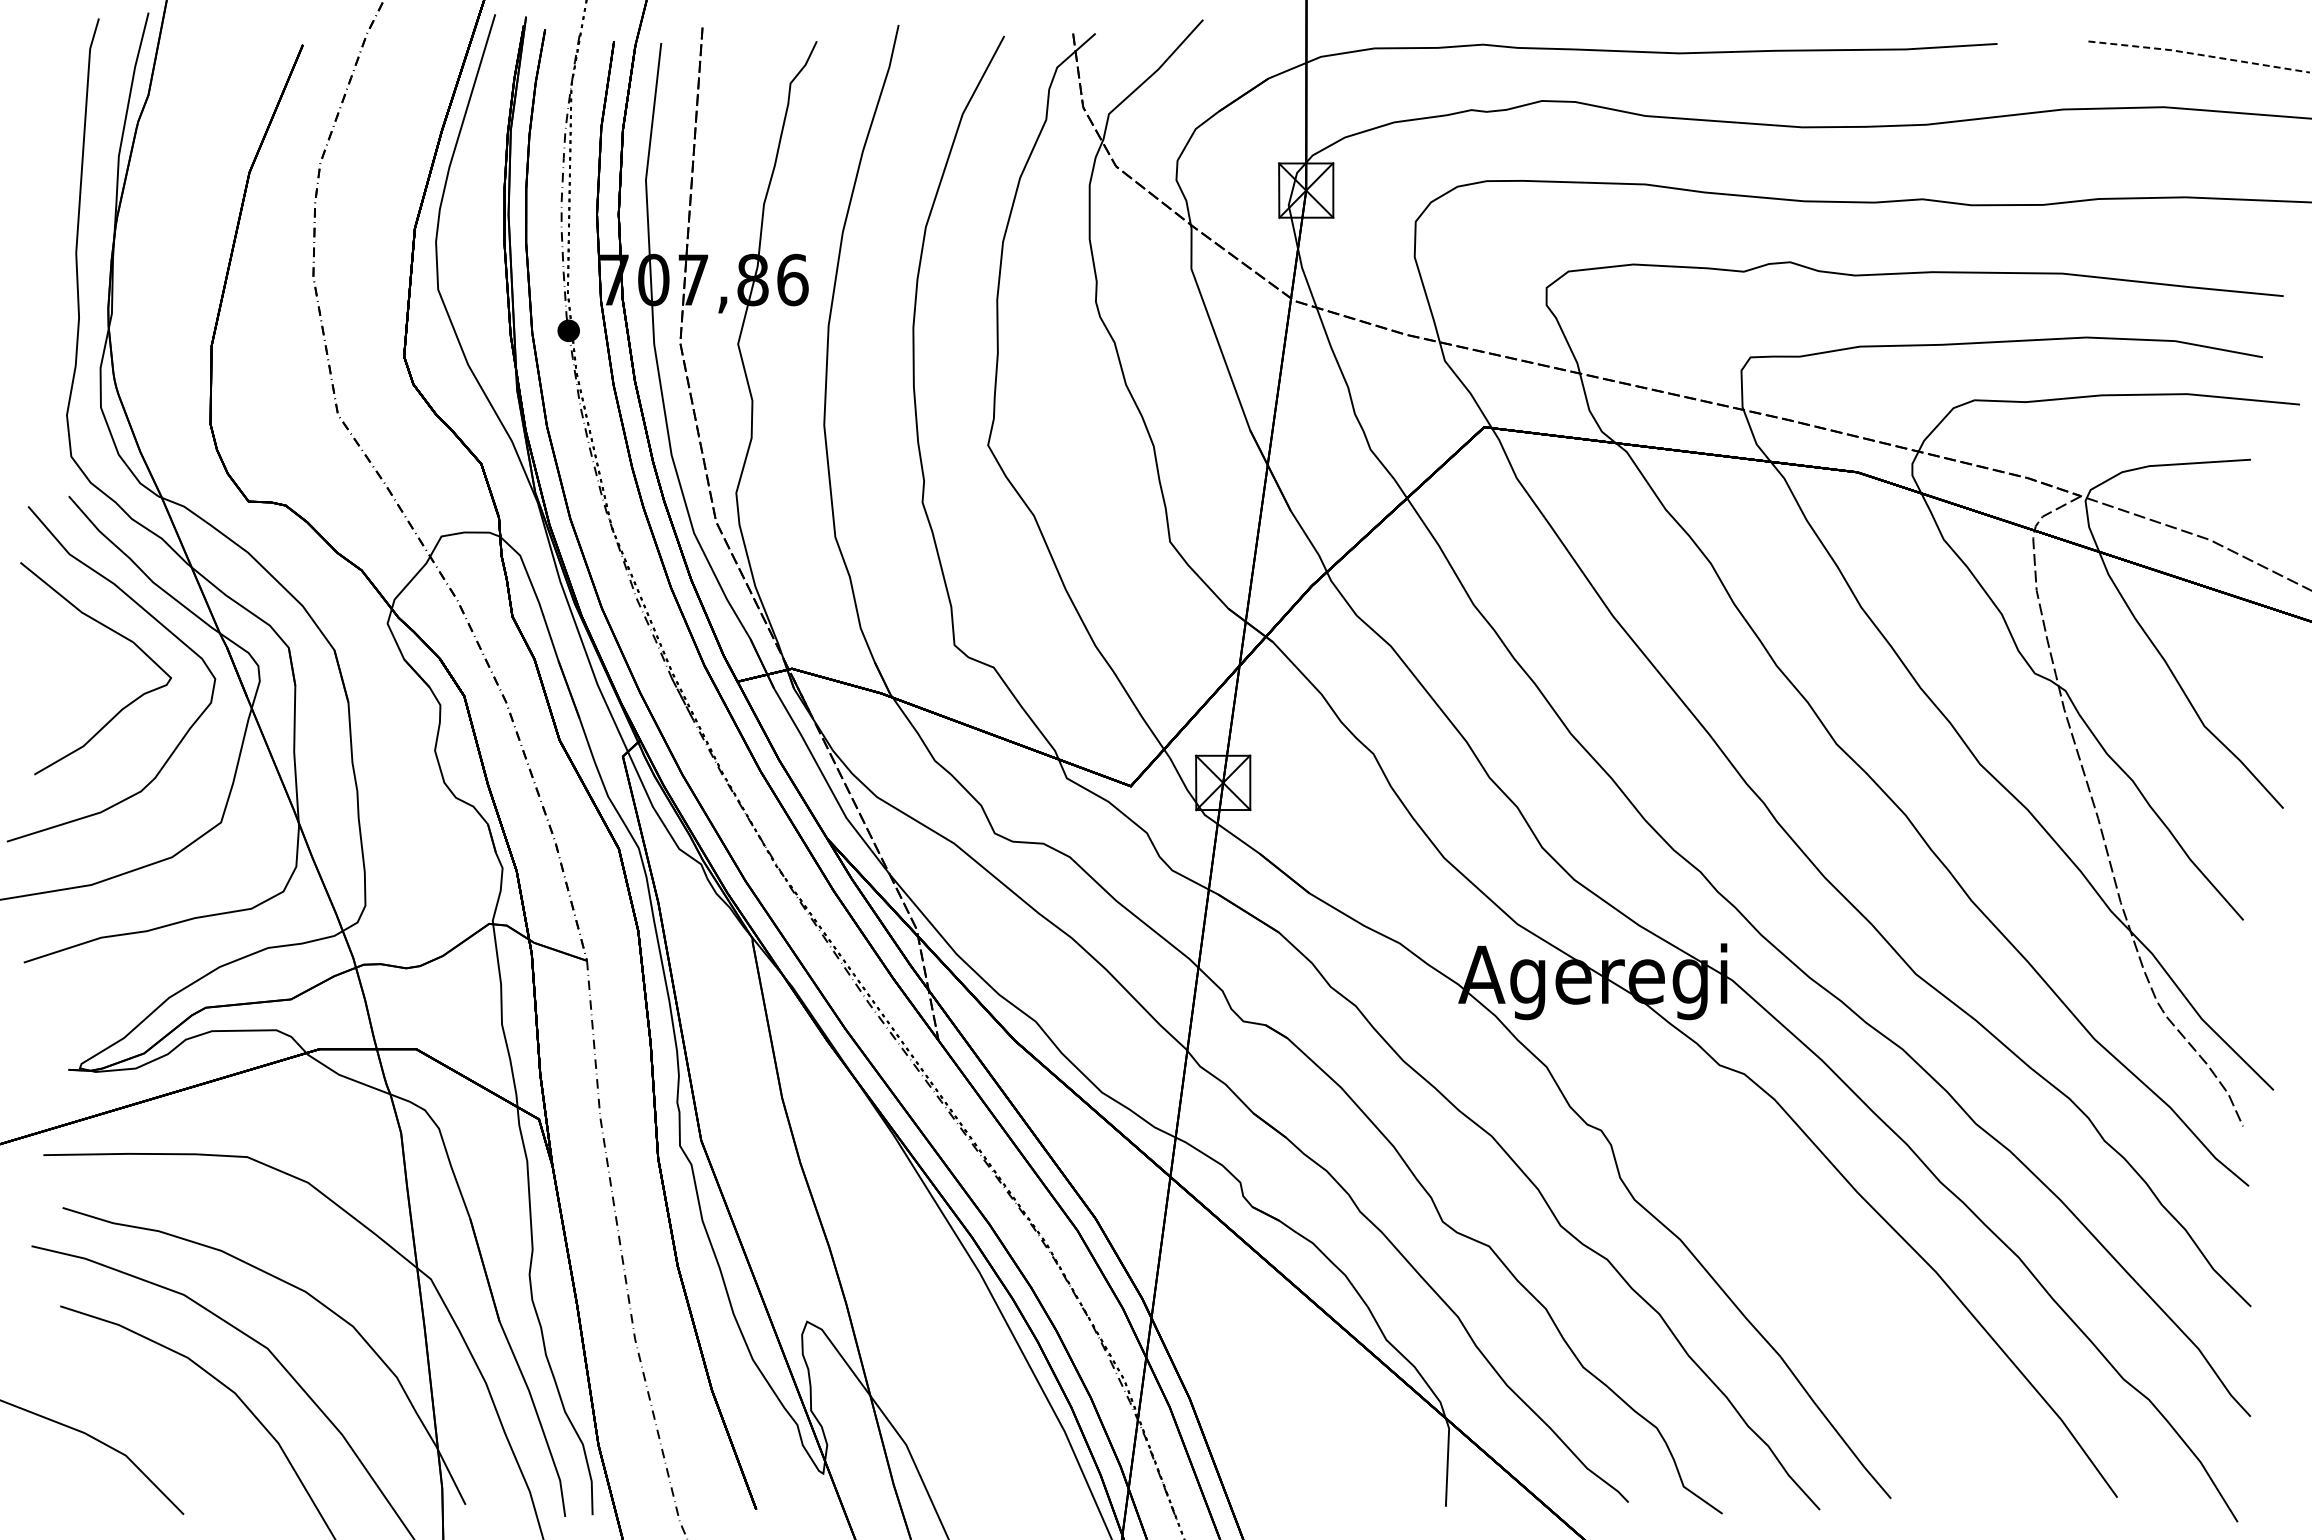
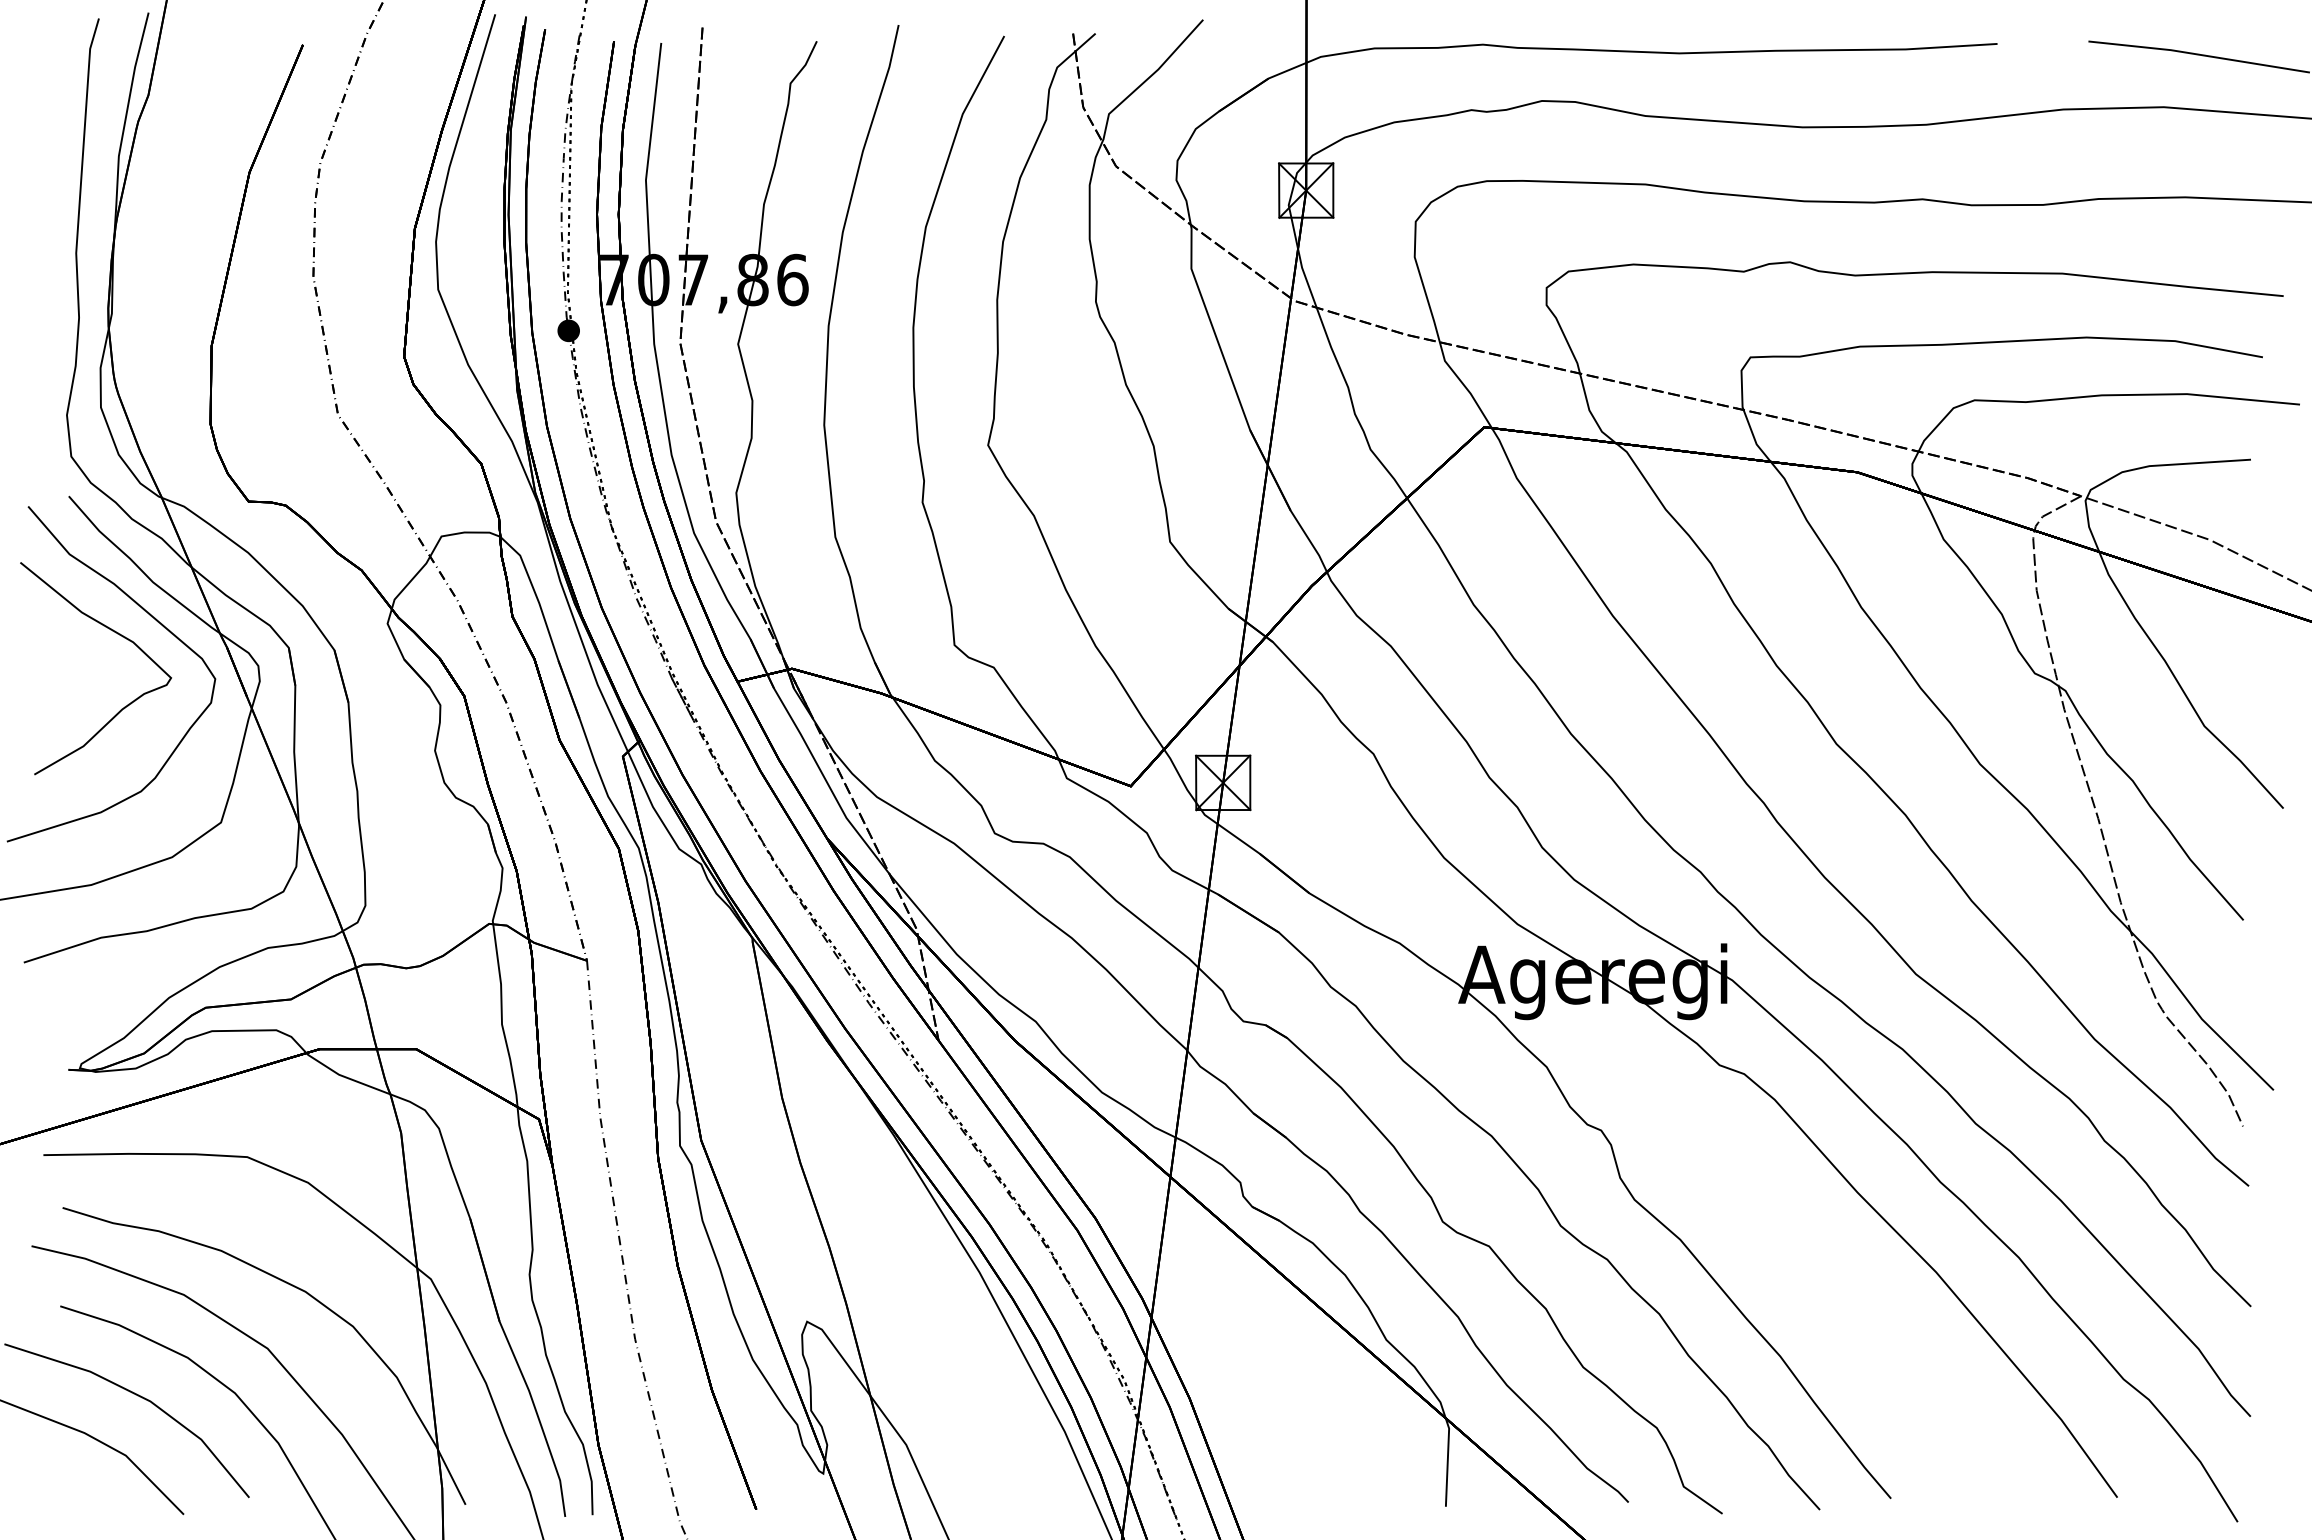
line: dashed -> solid (2199, 54)
line: none -> present (137, 1396)
